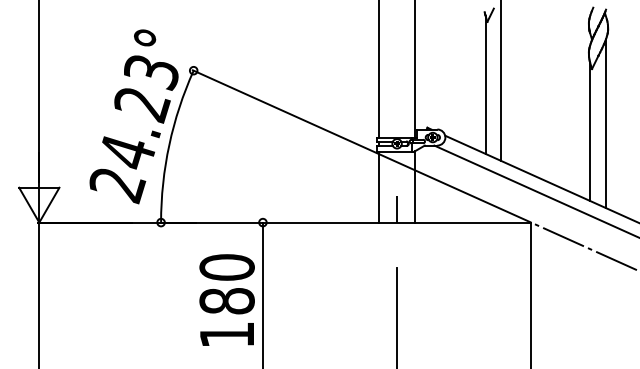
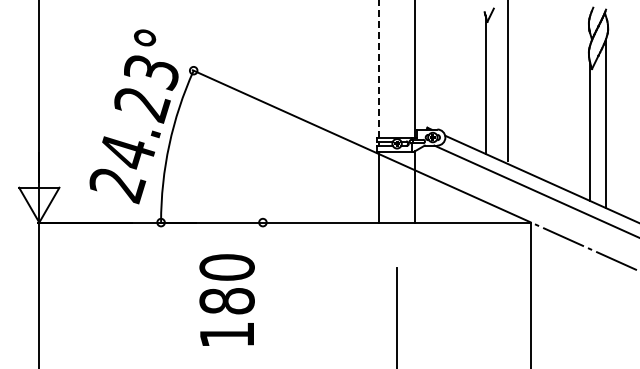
line: solid -> dashed (378, 68)
line position: (500, 81) -> (507, 81) (507, 81)
line: present -> none (397, 209)
line: present -> none (262, 293)
